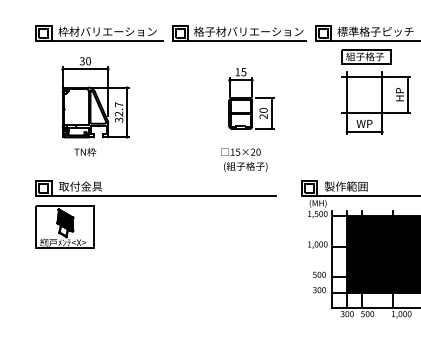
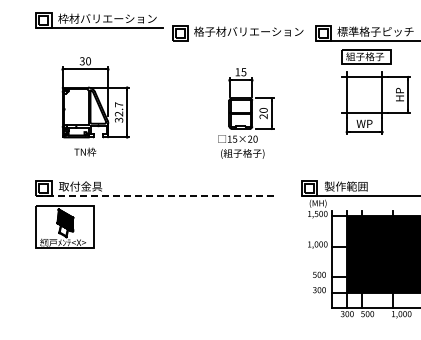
part position: (99, 33) -> (99, 20) (99, 20)
line: present -> none (239, 41)
text position: (244, 159) -> (241, 146) (241, 146)
line: solid -> dashed (156, 195)
